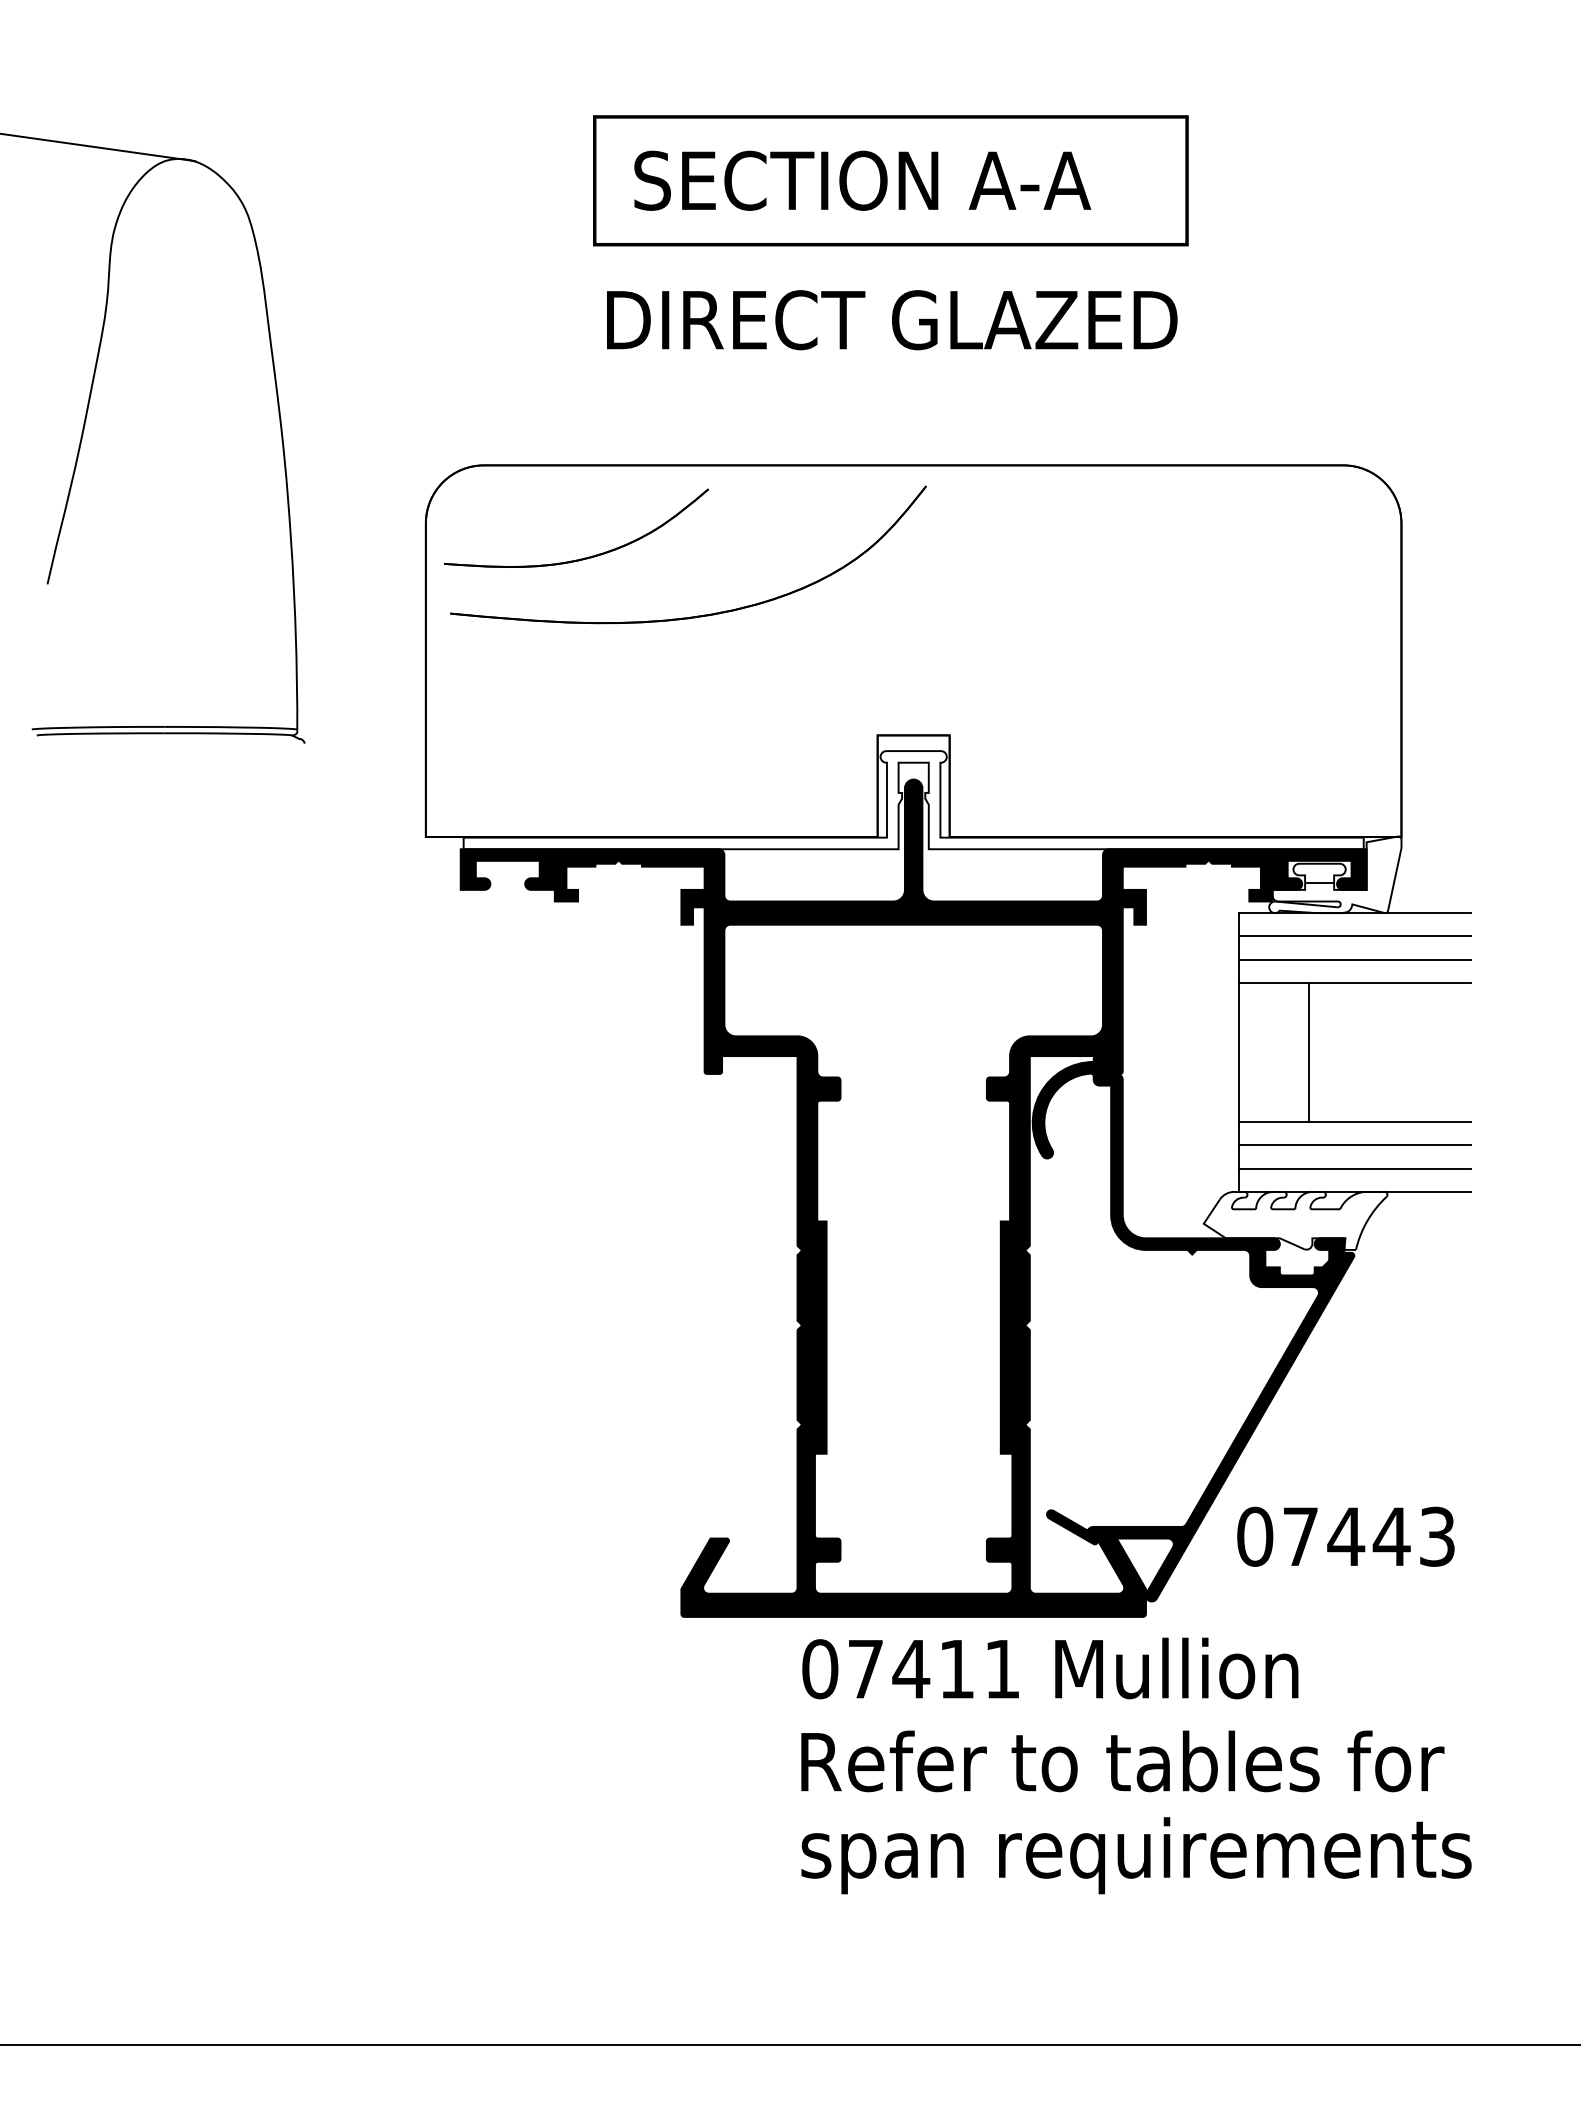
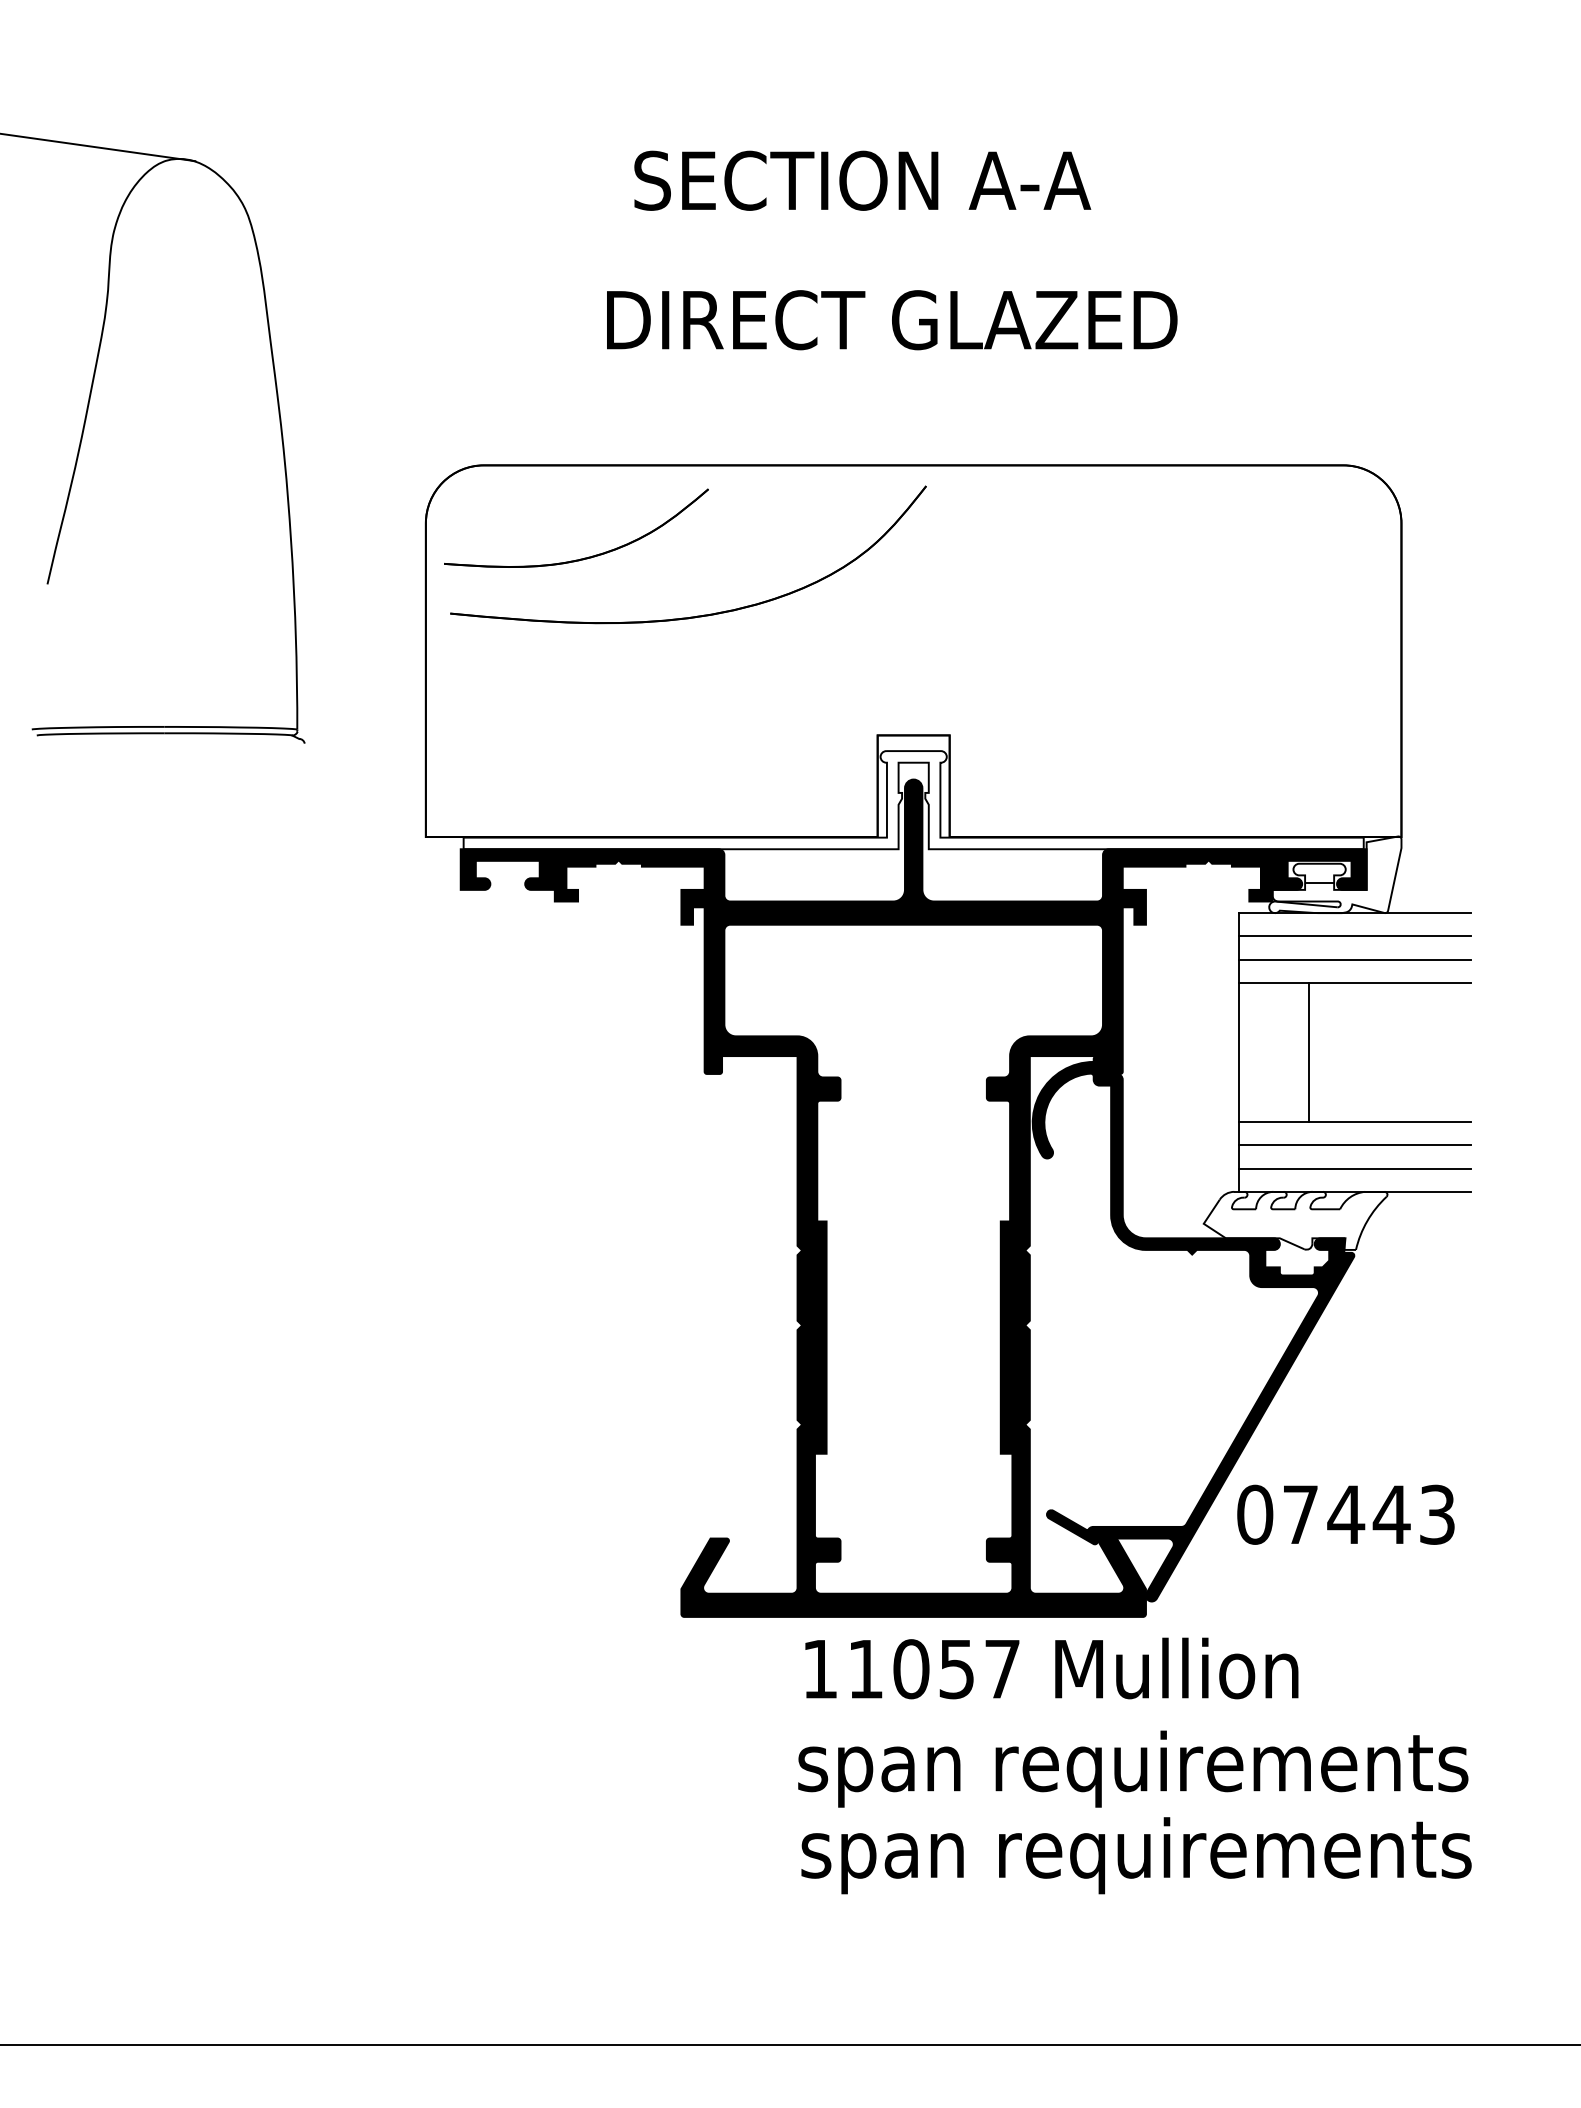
part: present -> none (890, 180)
text position: (1345, 1536) -> (1345, 1514) (1345, 1514)
text: 07411 -> 11057 (910, 1669)
text: Refer to tables for -> span requirements (1133, 1768)
